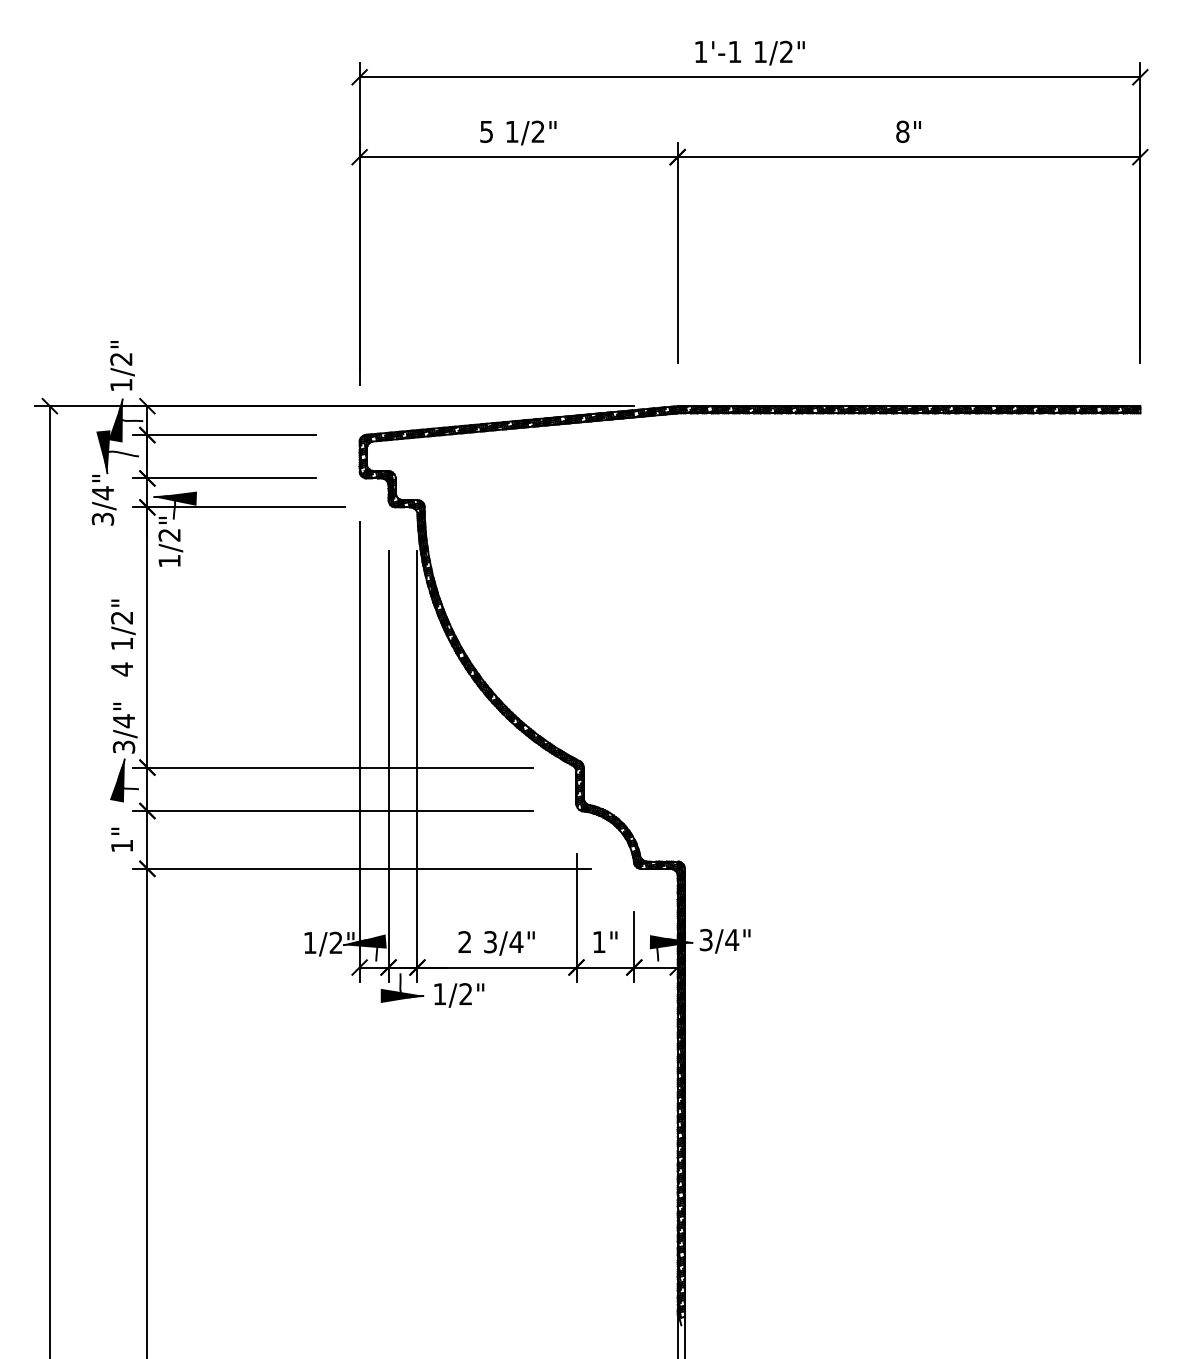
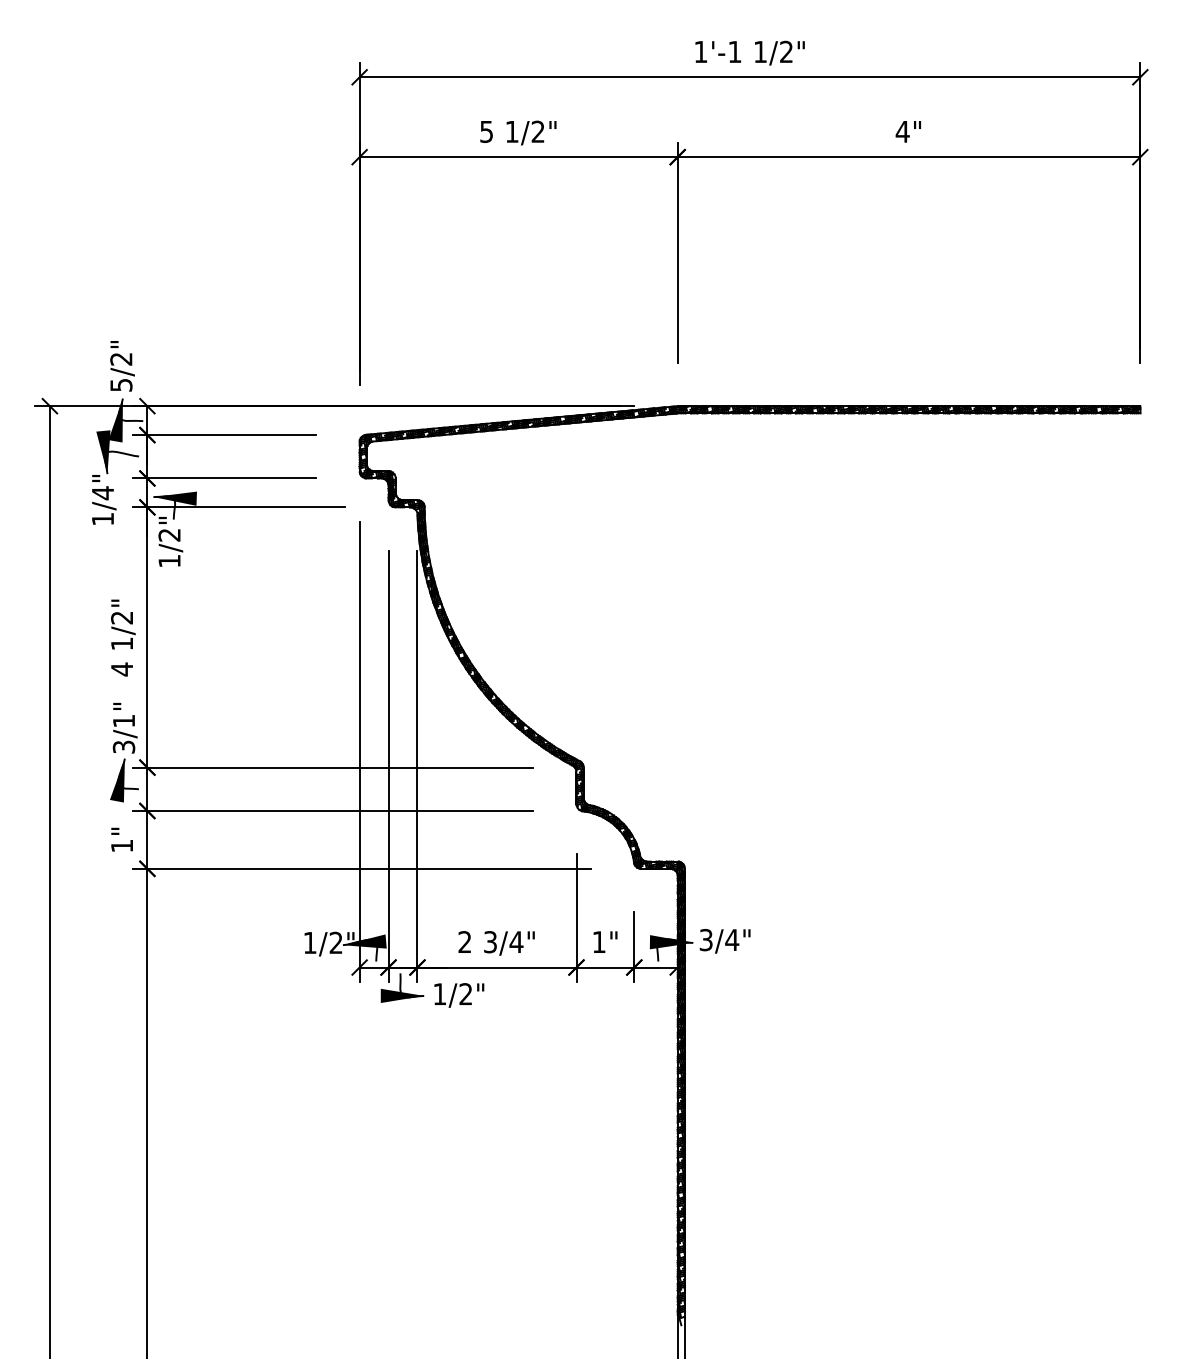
text: 8" -> 4" (902, 131)
text: 1/2" -> 5/2" (121, 385)
text: 3/4" -> 1/4" (102, 518)
text: 3/4" -> 3/1" (123, 721)
